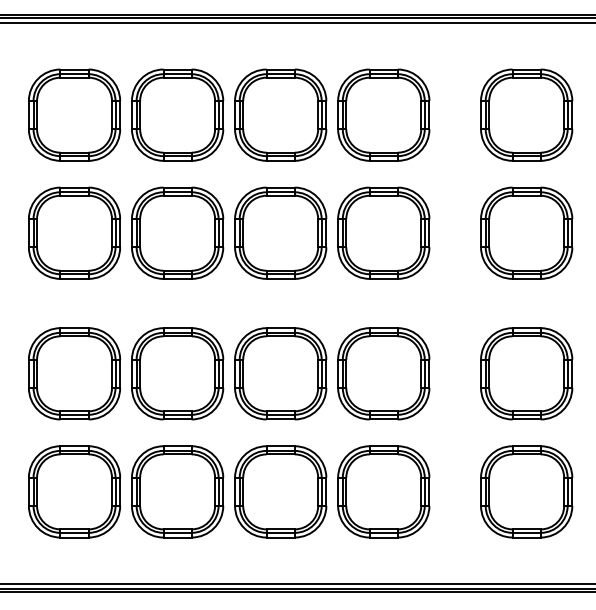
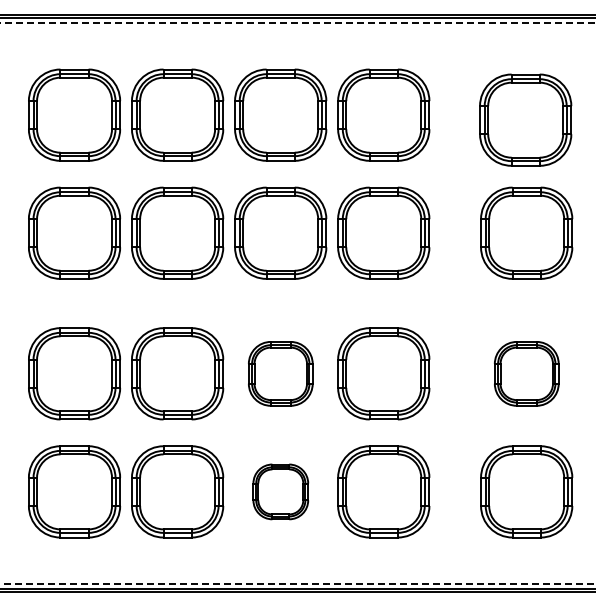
line: solid -> dashed (297, 22)
part position: (526, 114) -> (525, 119) (525, 119)
part size: 94x94 px -> 66x66 px (280, 373)
part size: 94x94 px -> 66x66 px (526, 373)
part size: 94x94 px -> 58x58 px (280, 491)
line: solid -> dashed (298, 584)
